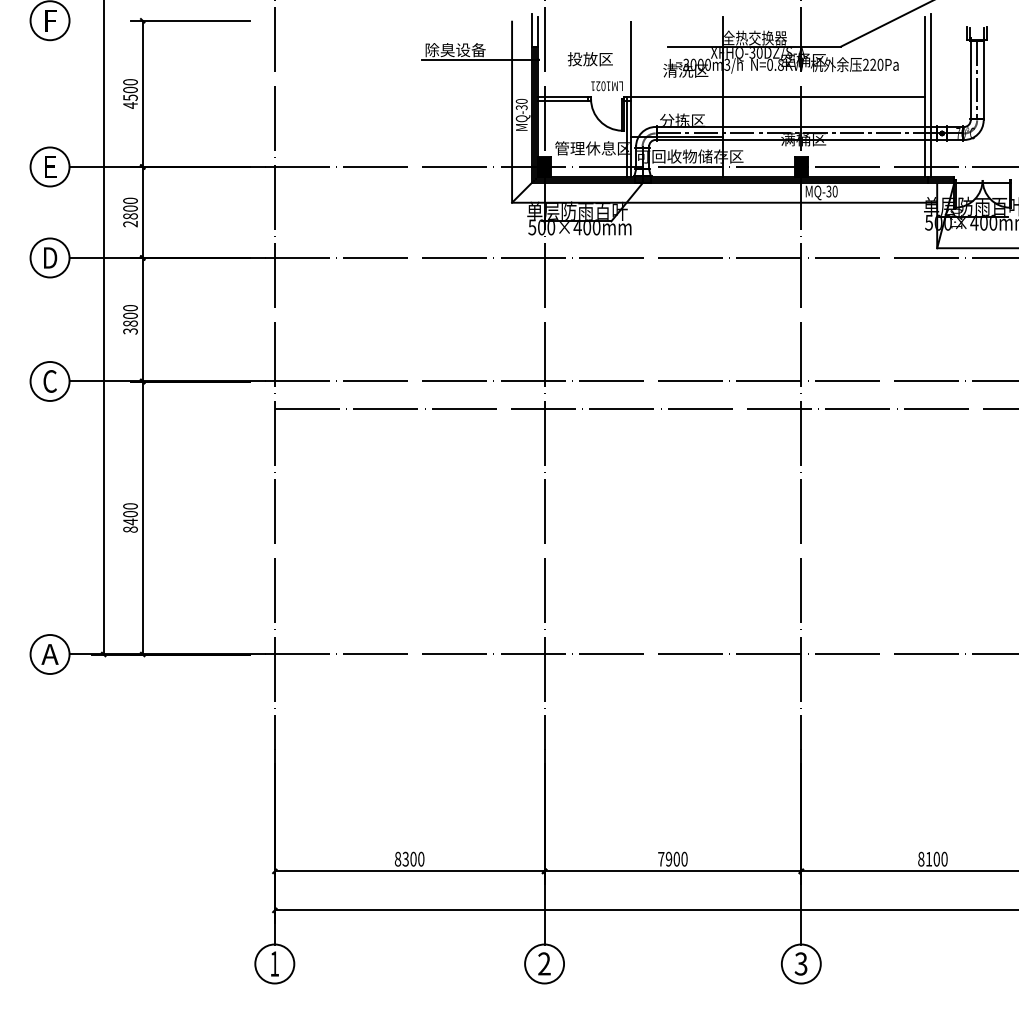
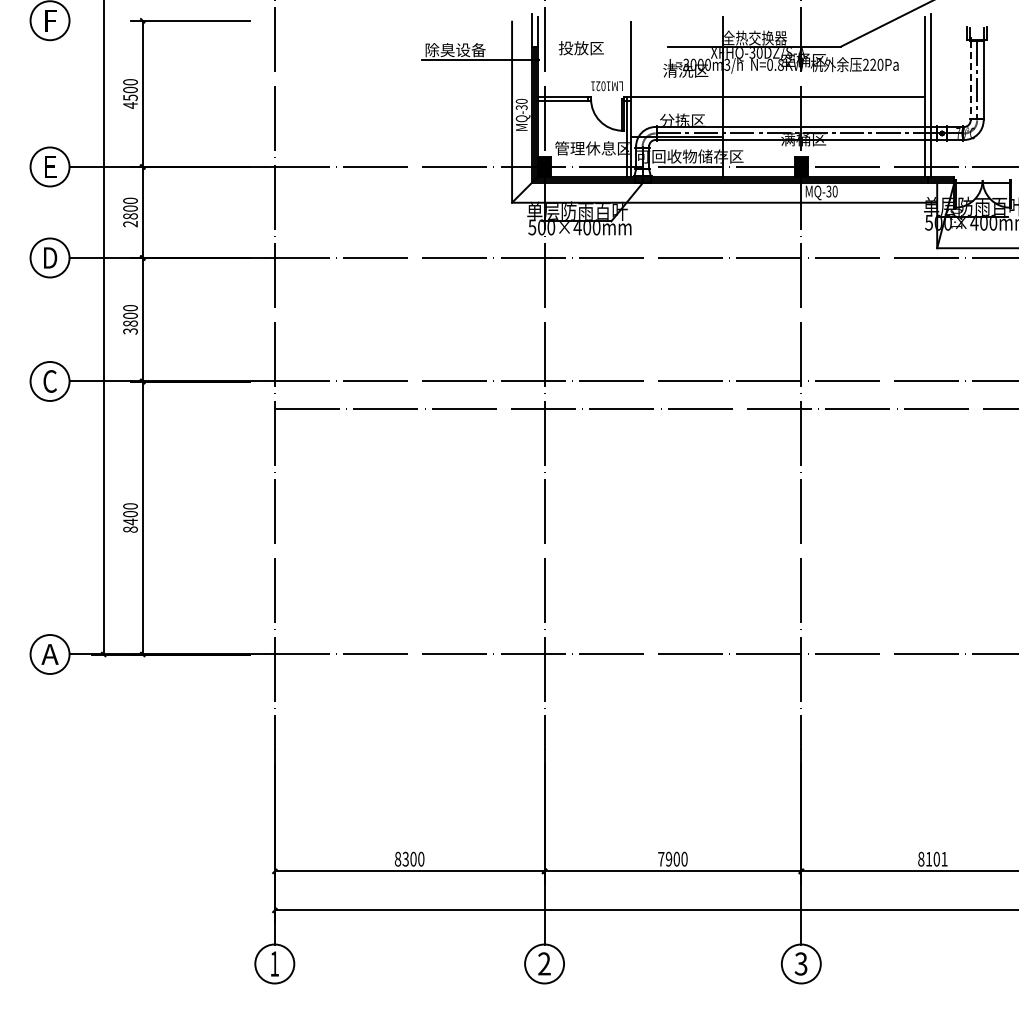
text position: (589, 59) -> (580, 48) (580, 48)
line: solid -> dashed (970, 80)
text: 8100 -> 8101 (944, 858)
